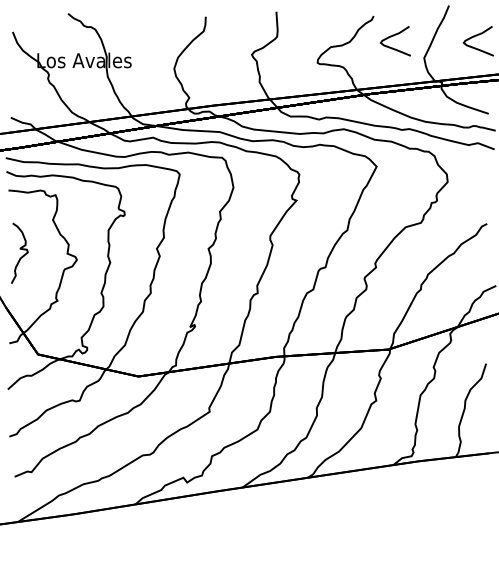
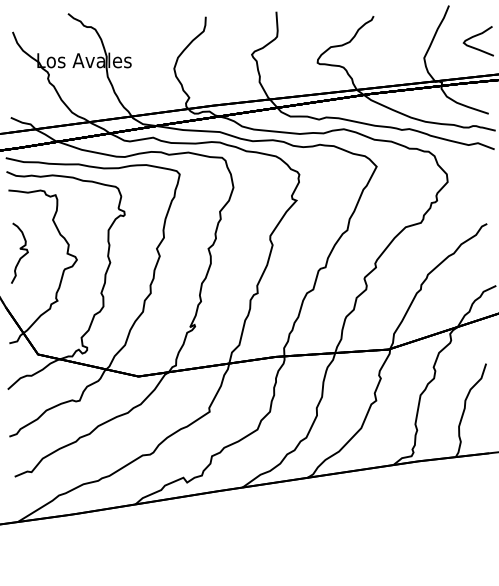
curve: present -> none (391, 37)
